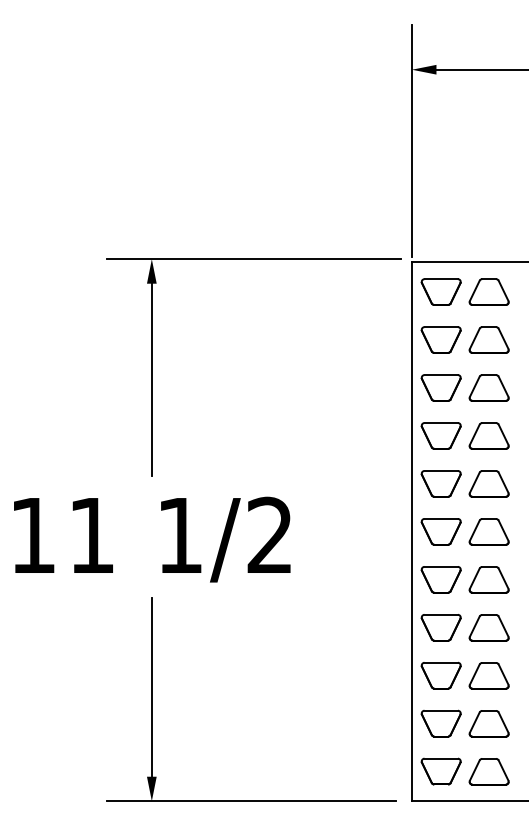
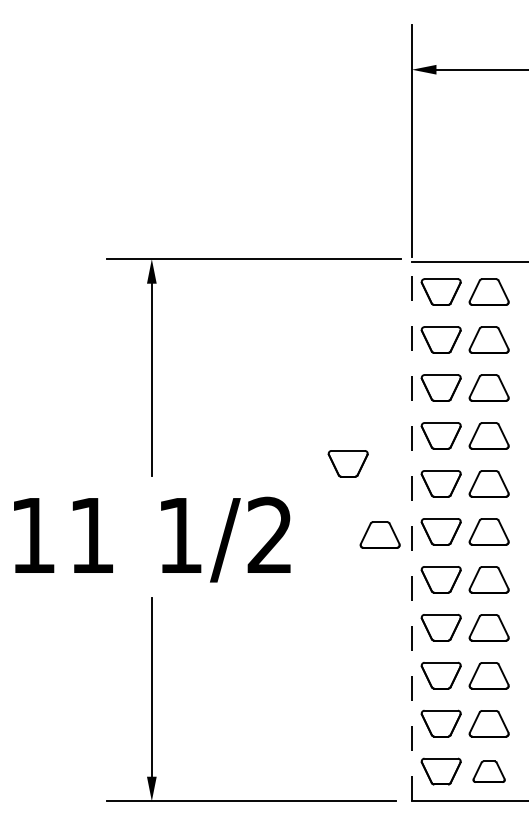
part: none -> present (347, 463)
line: solid -> dashed (411, 531)
part: none -> present (379, 534)
part size: 42x28 px -> 34x23 px (488, 771)
